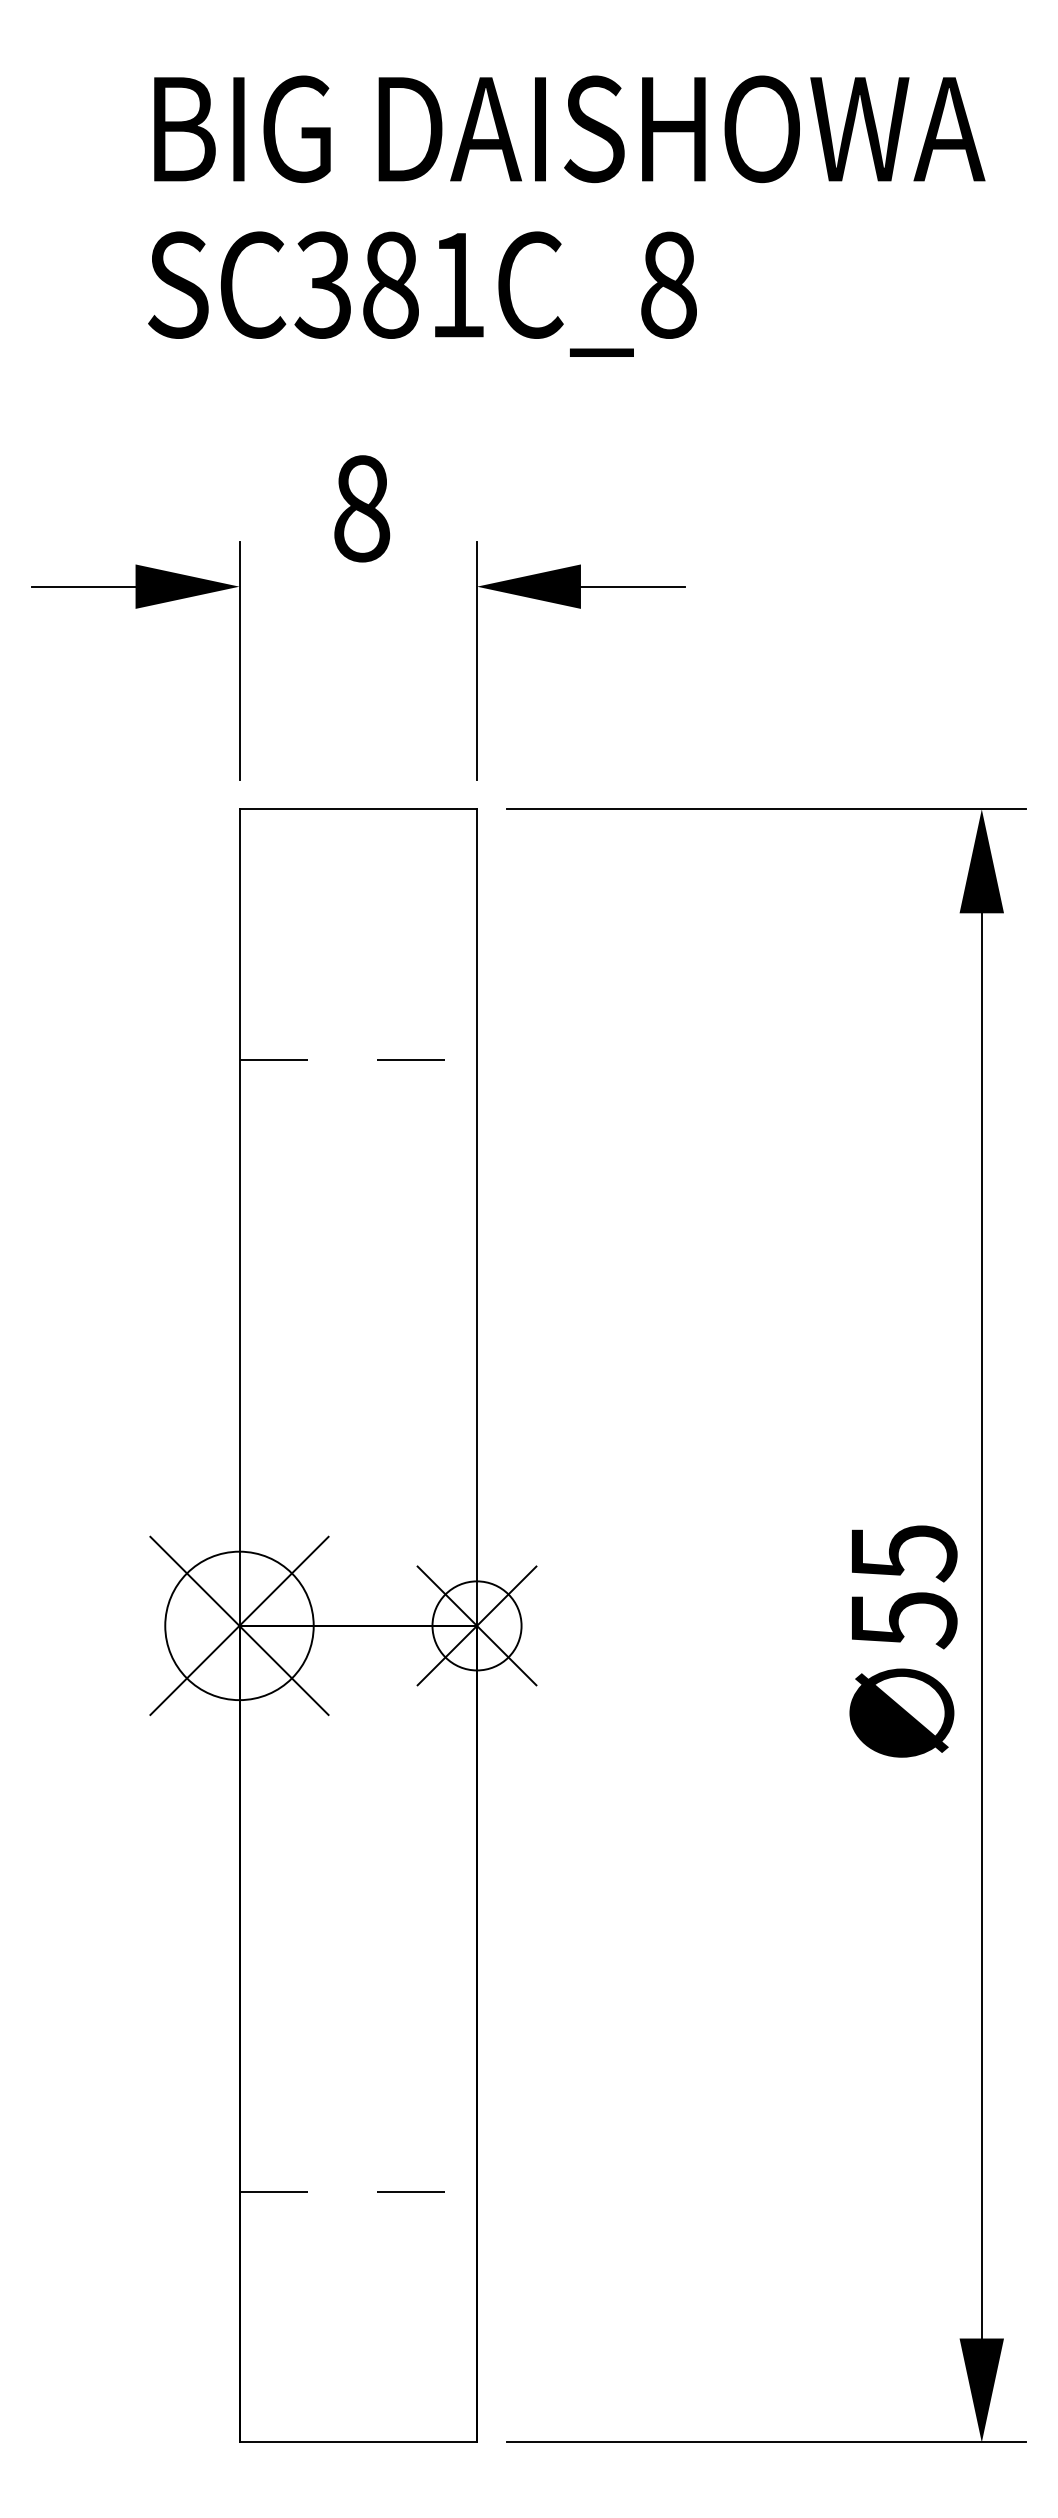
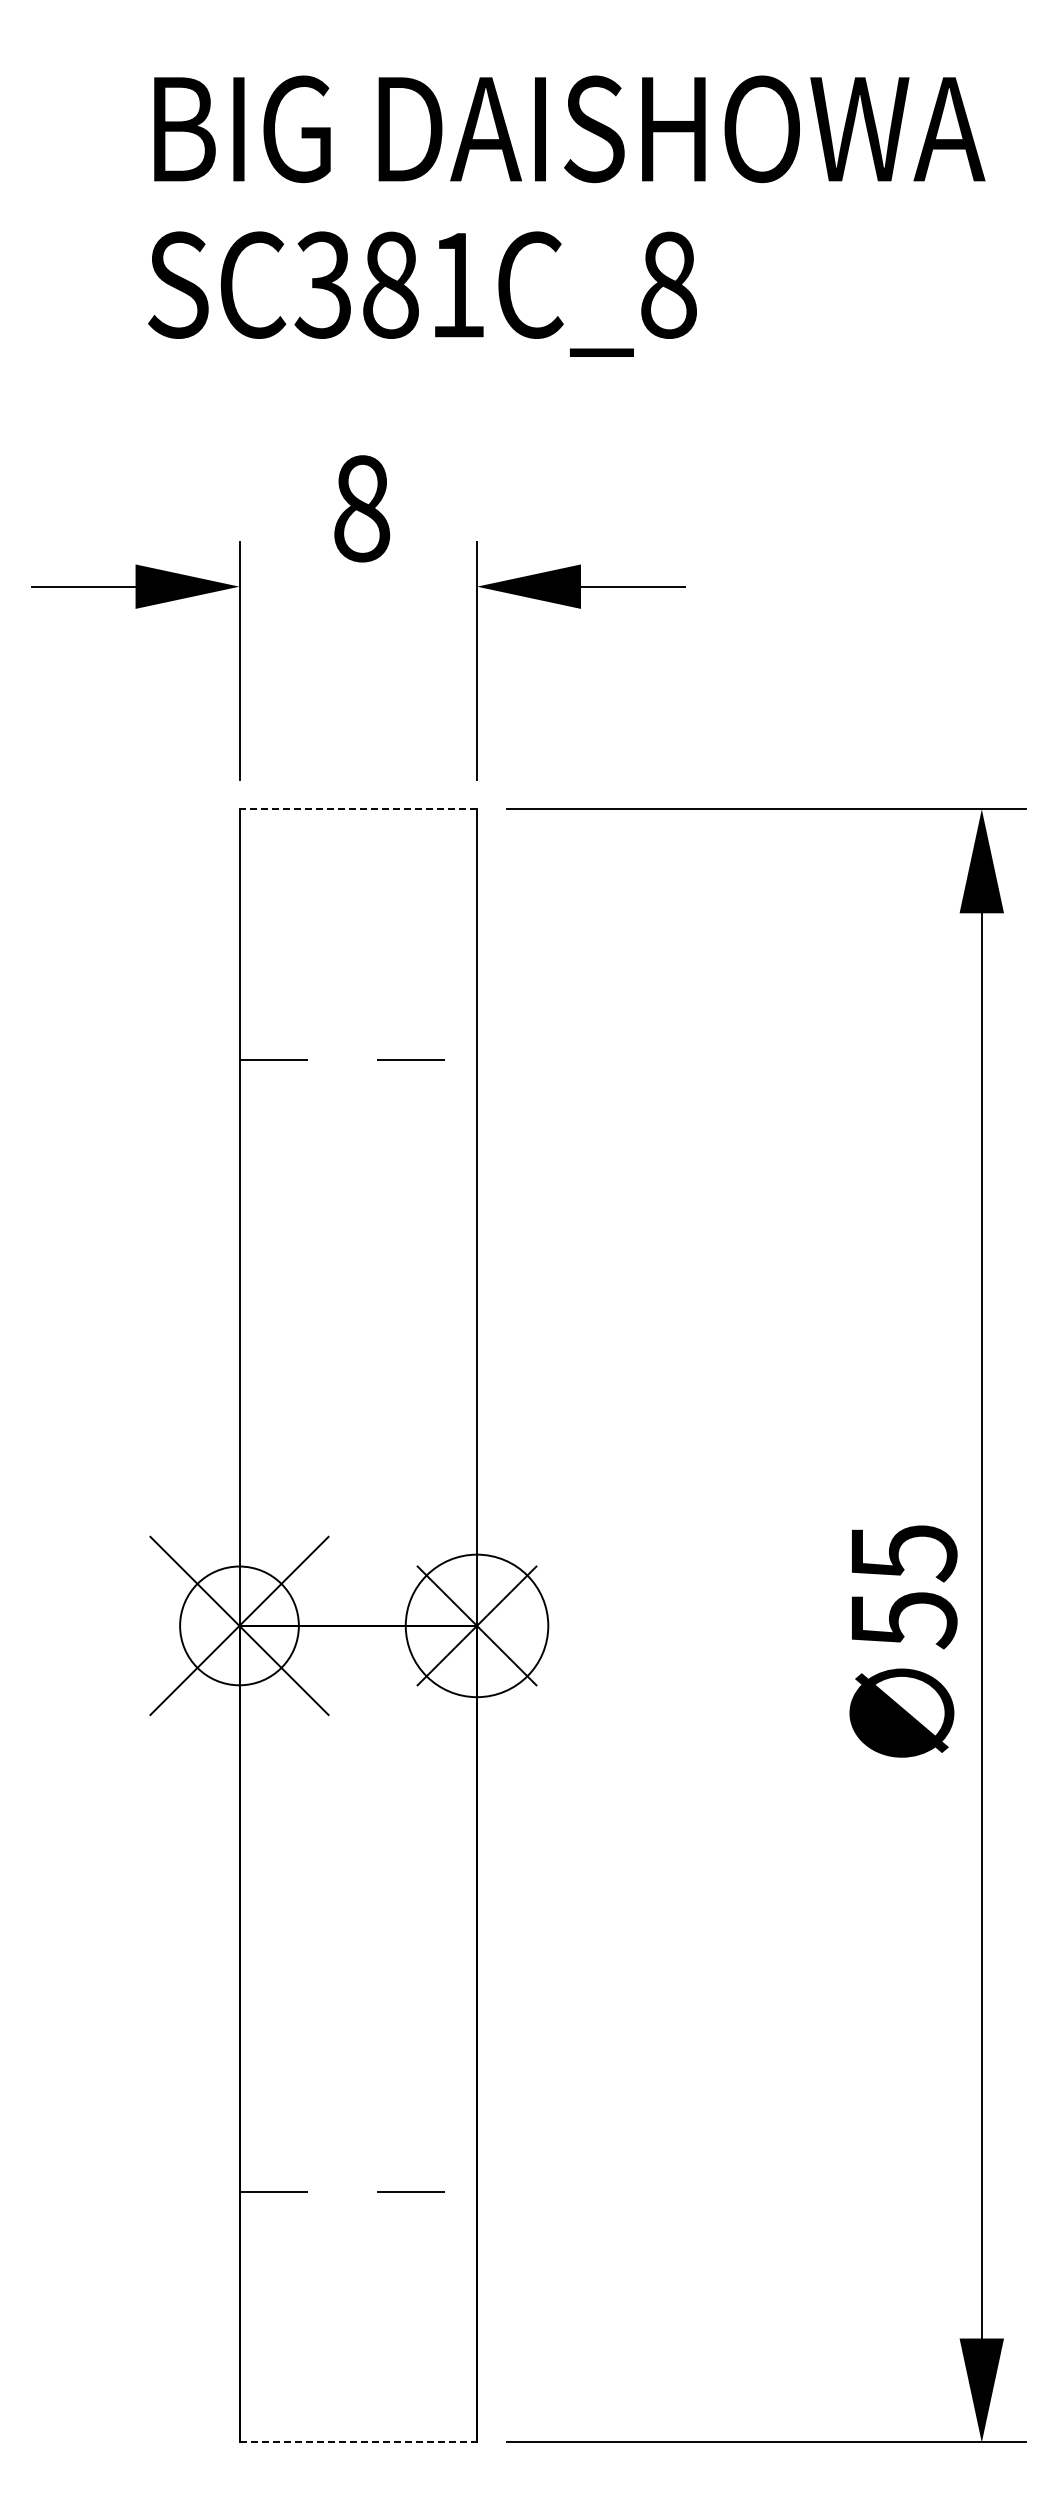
line: solid -> dashed (358, 809)
circle diameter: 148 px -> 119 px (239, 1625)
circle diameter: 89 px -> 143 px (476, 1625)
line: solid -> dashed (358, 2442)
